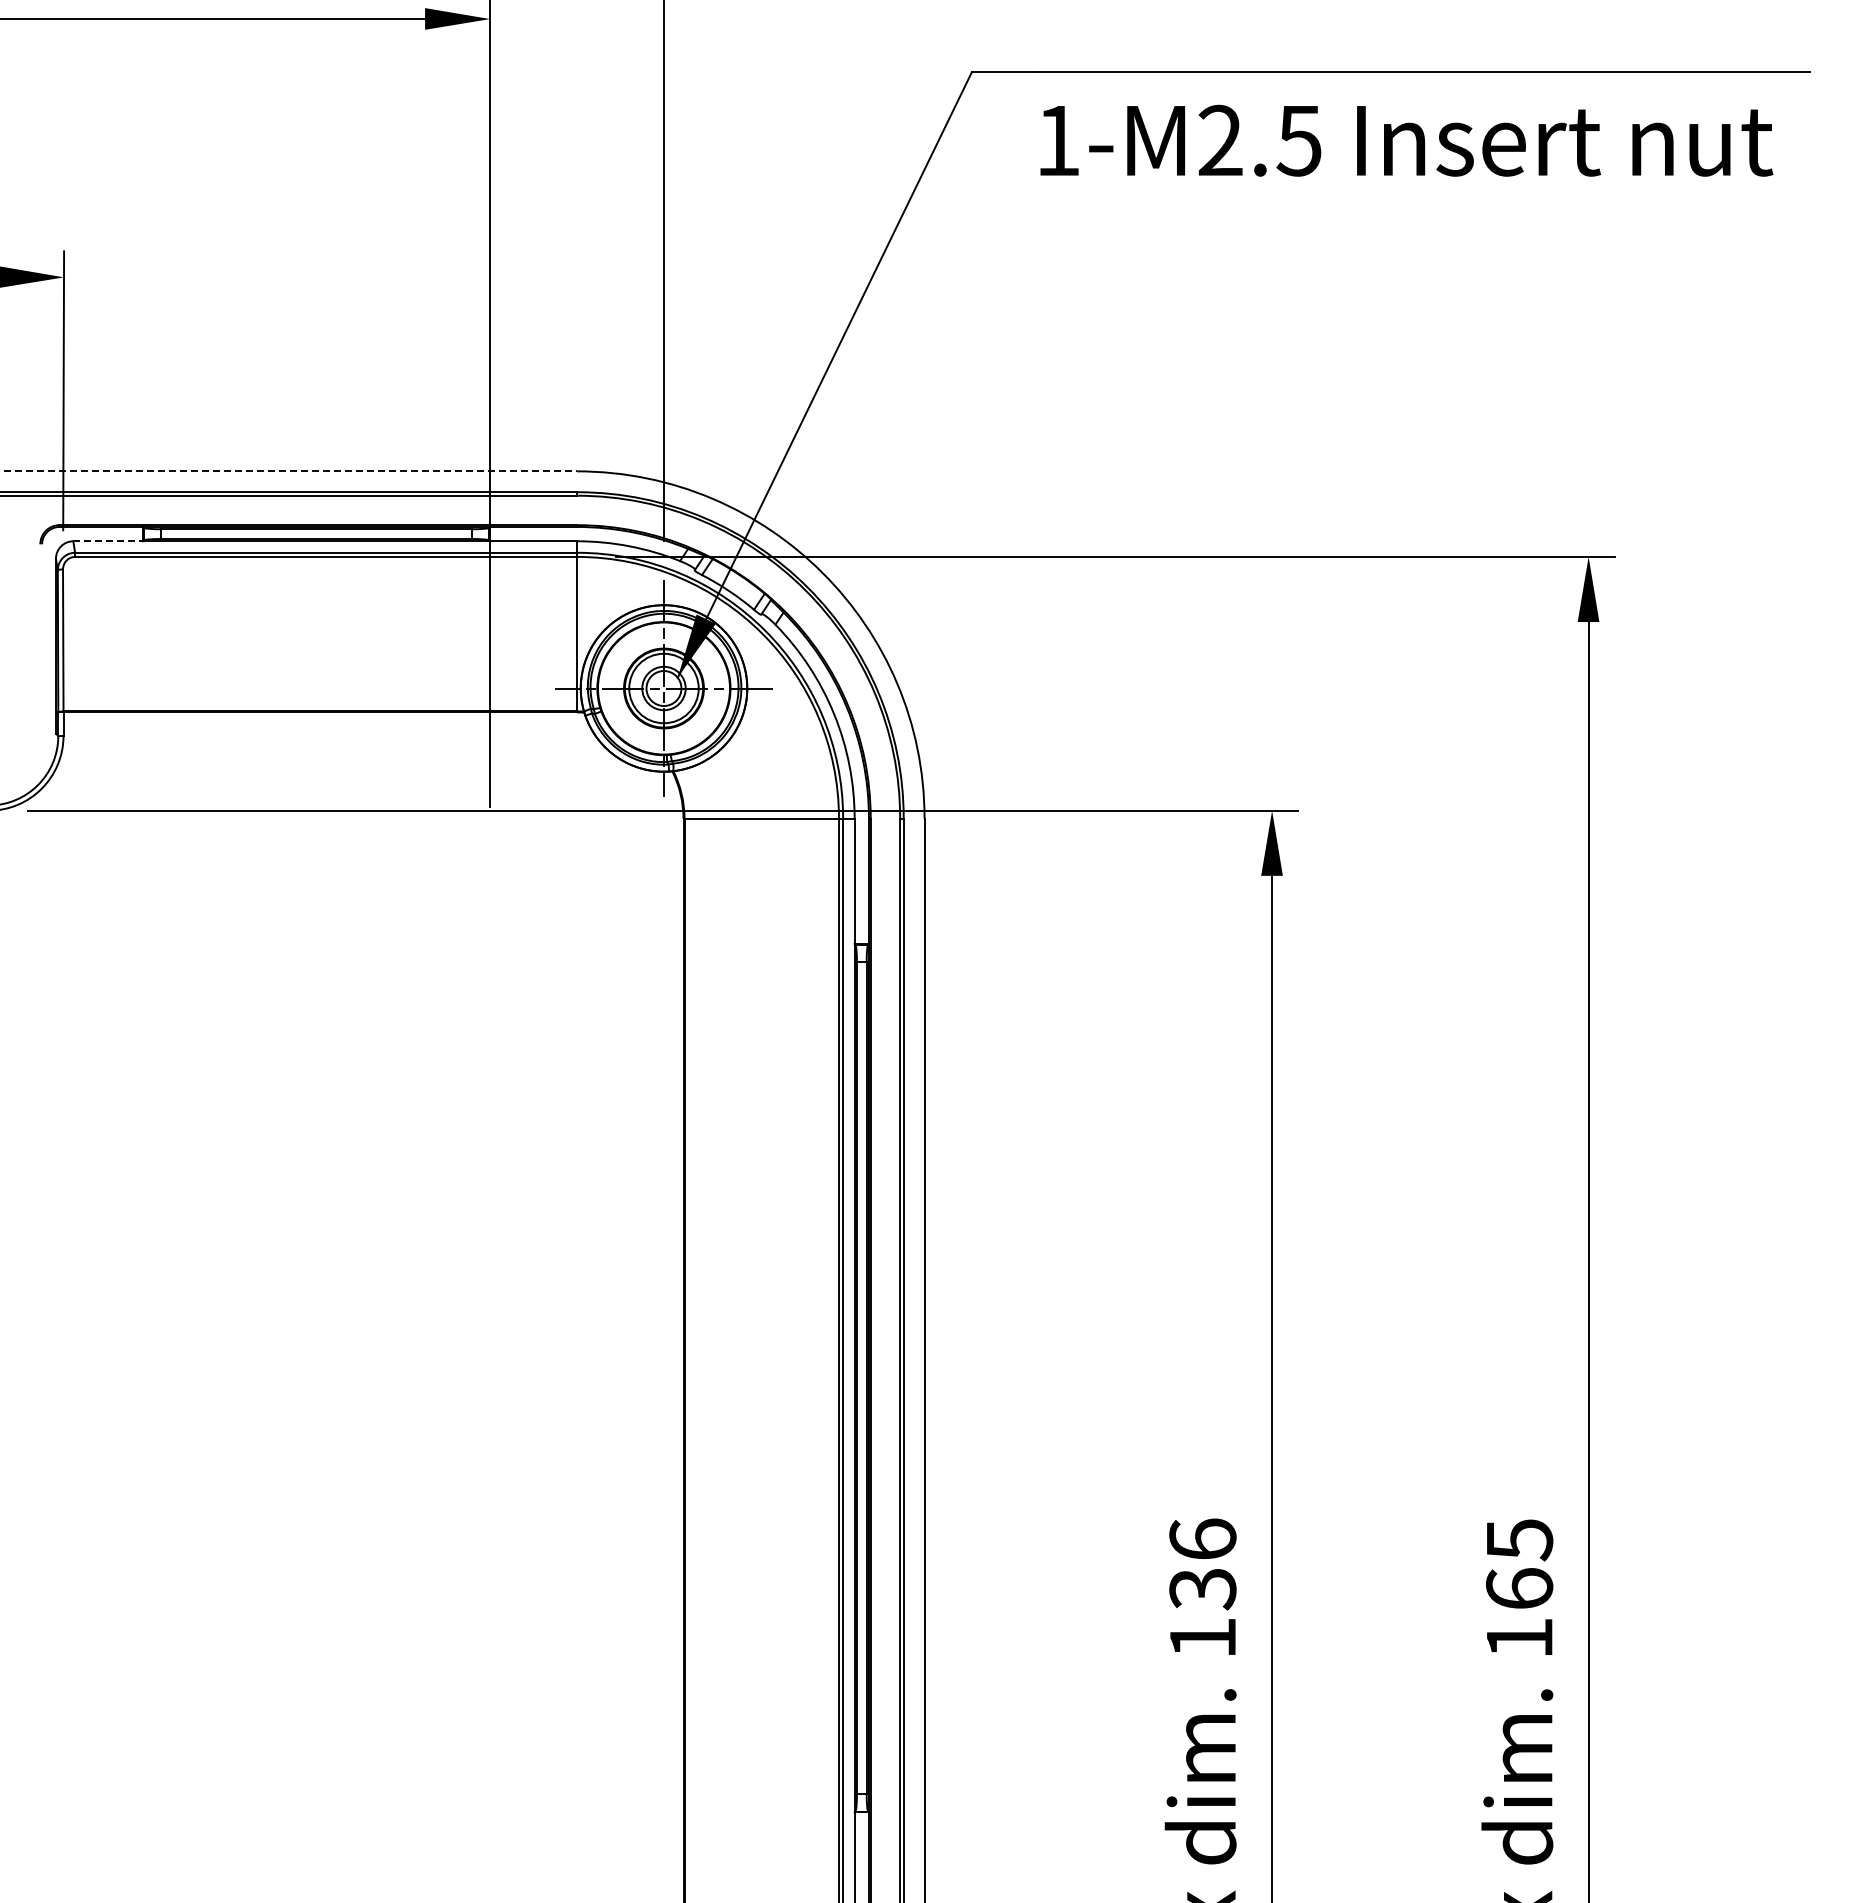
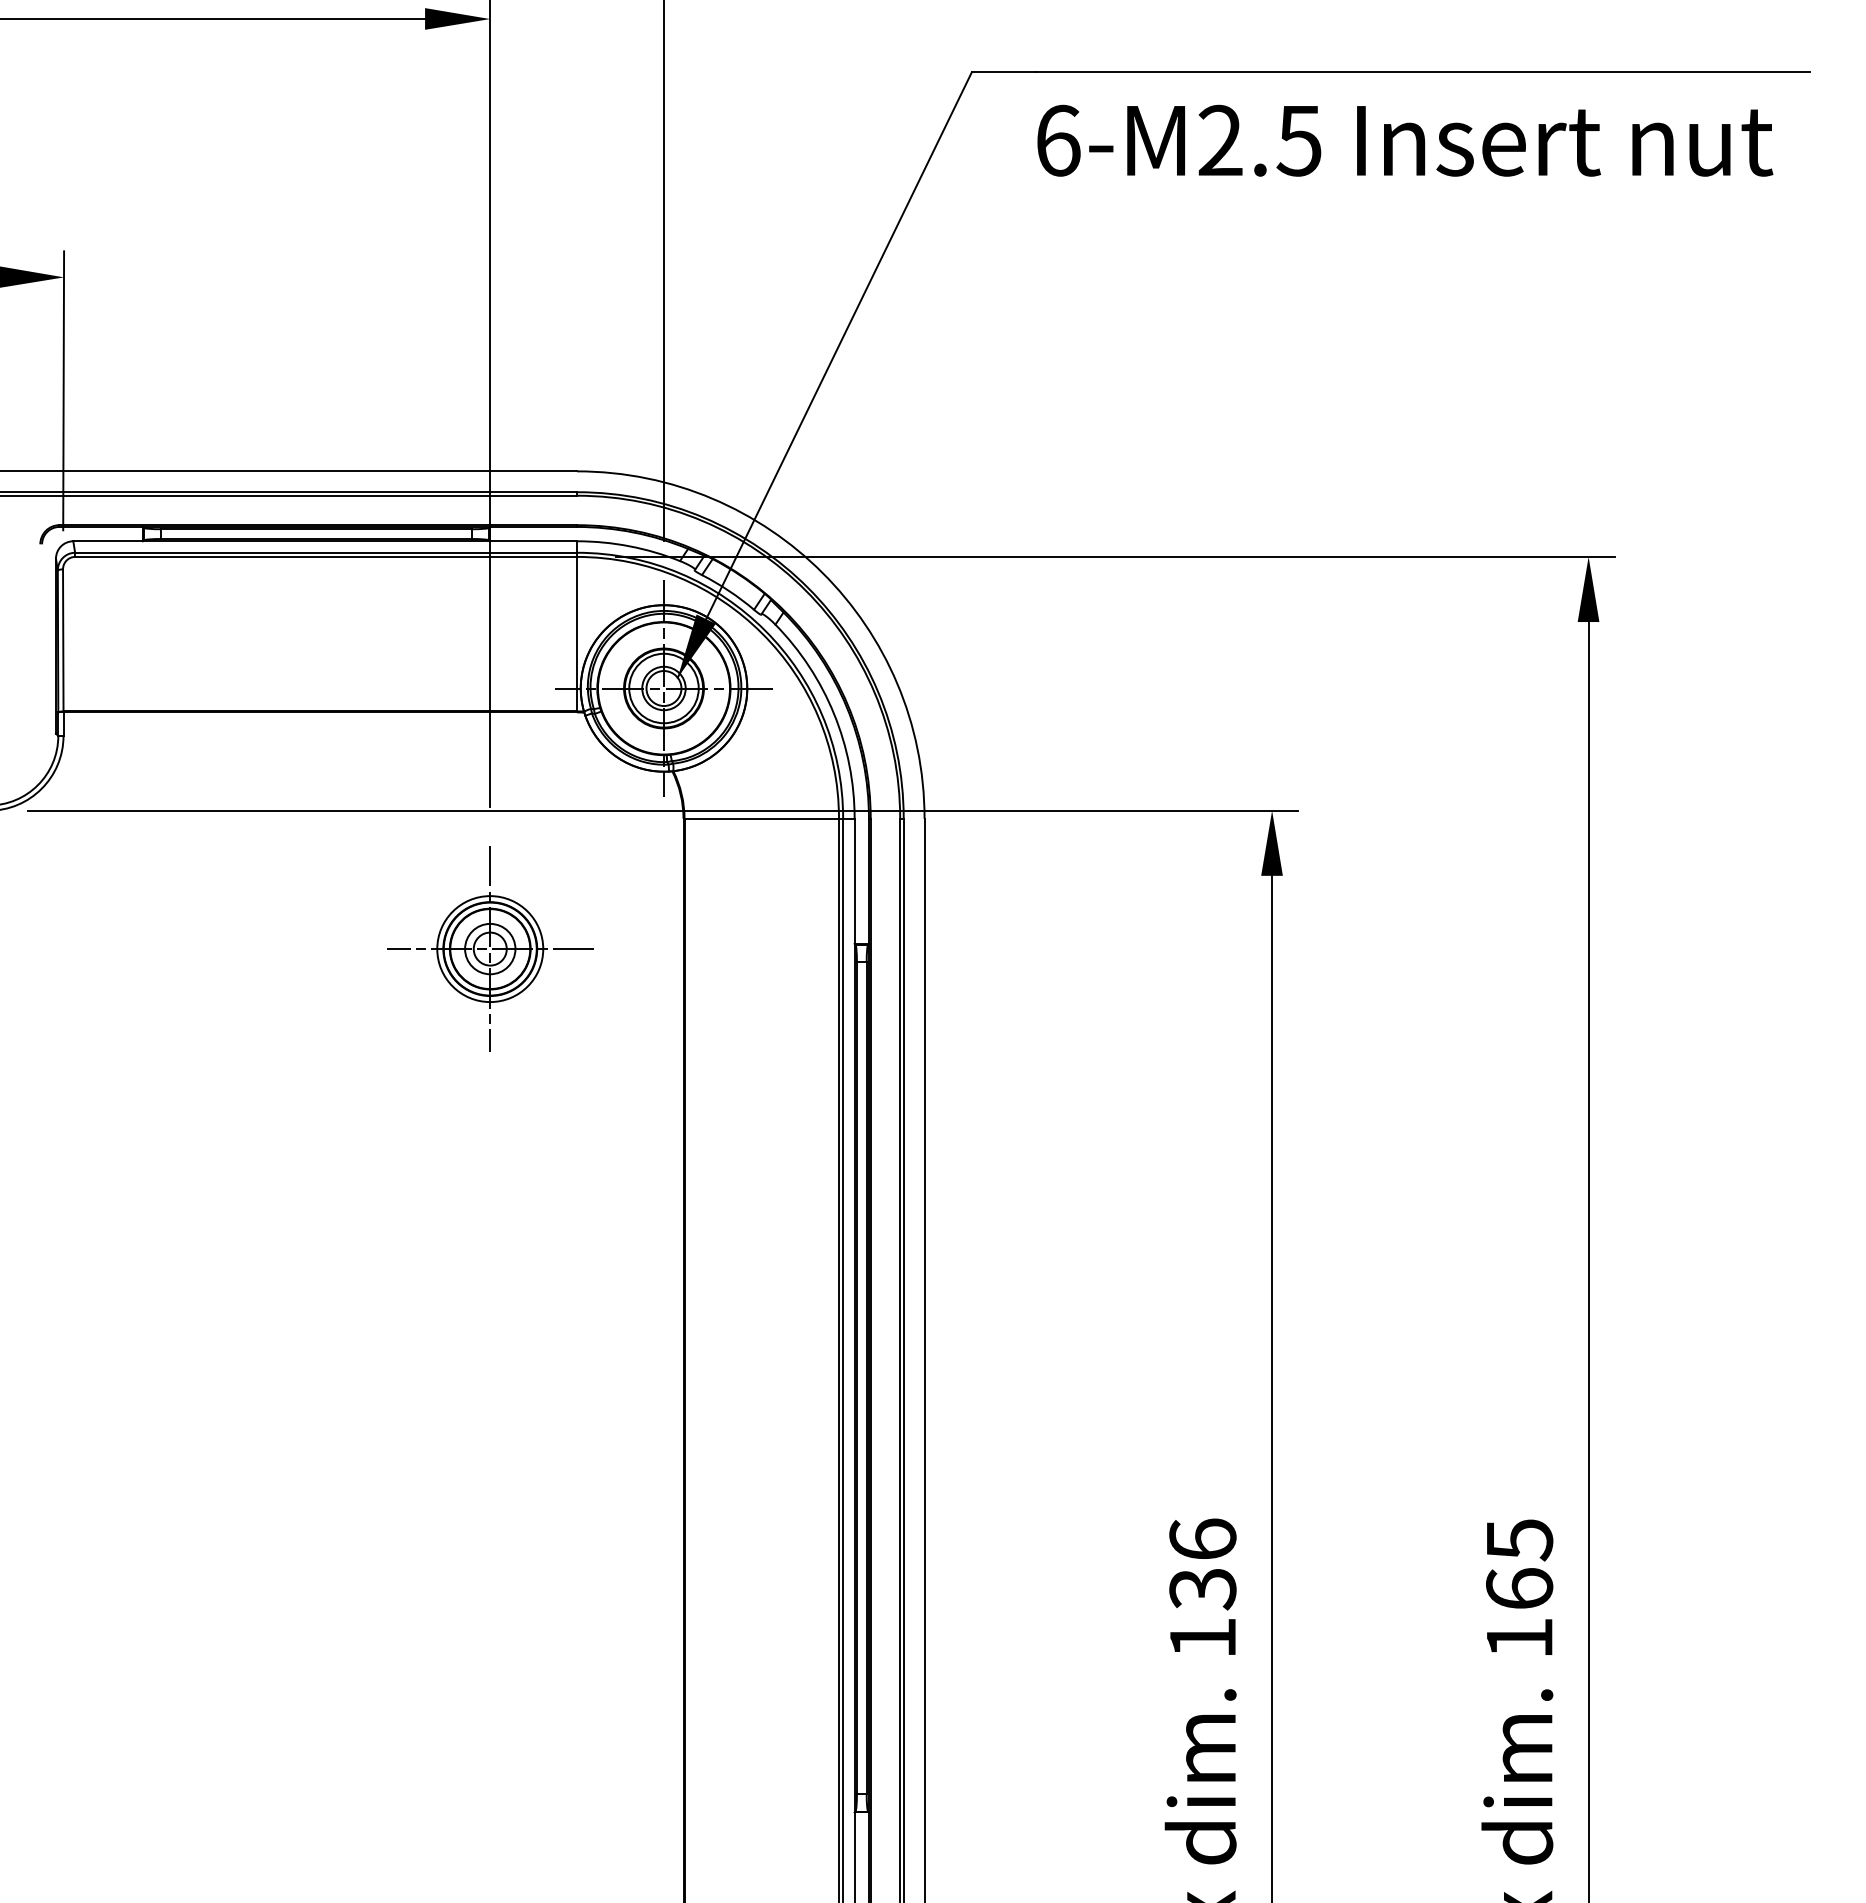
text: 1-M2.5 -> 6-M2.5 (1058, 140)
line: dashed -> solid (289, 471)
line: dashed -> solid (108, 541)
part: none -> present (490, 948)
